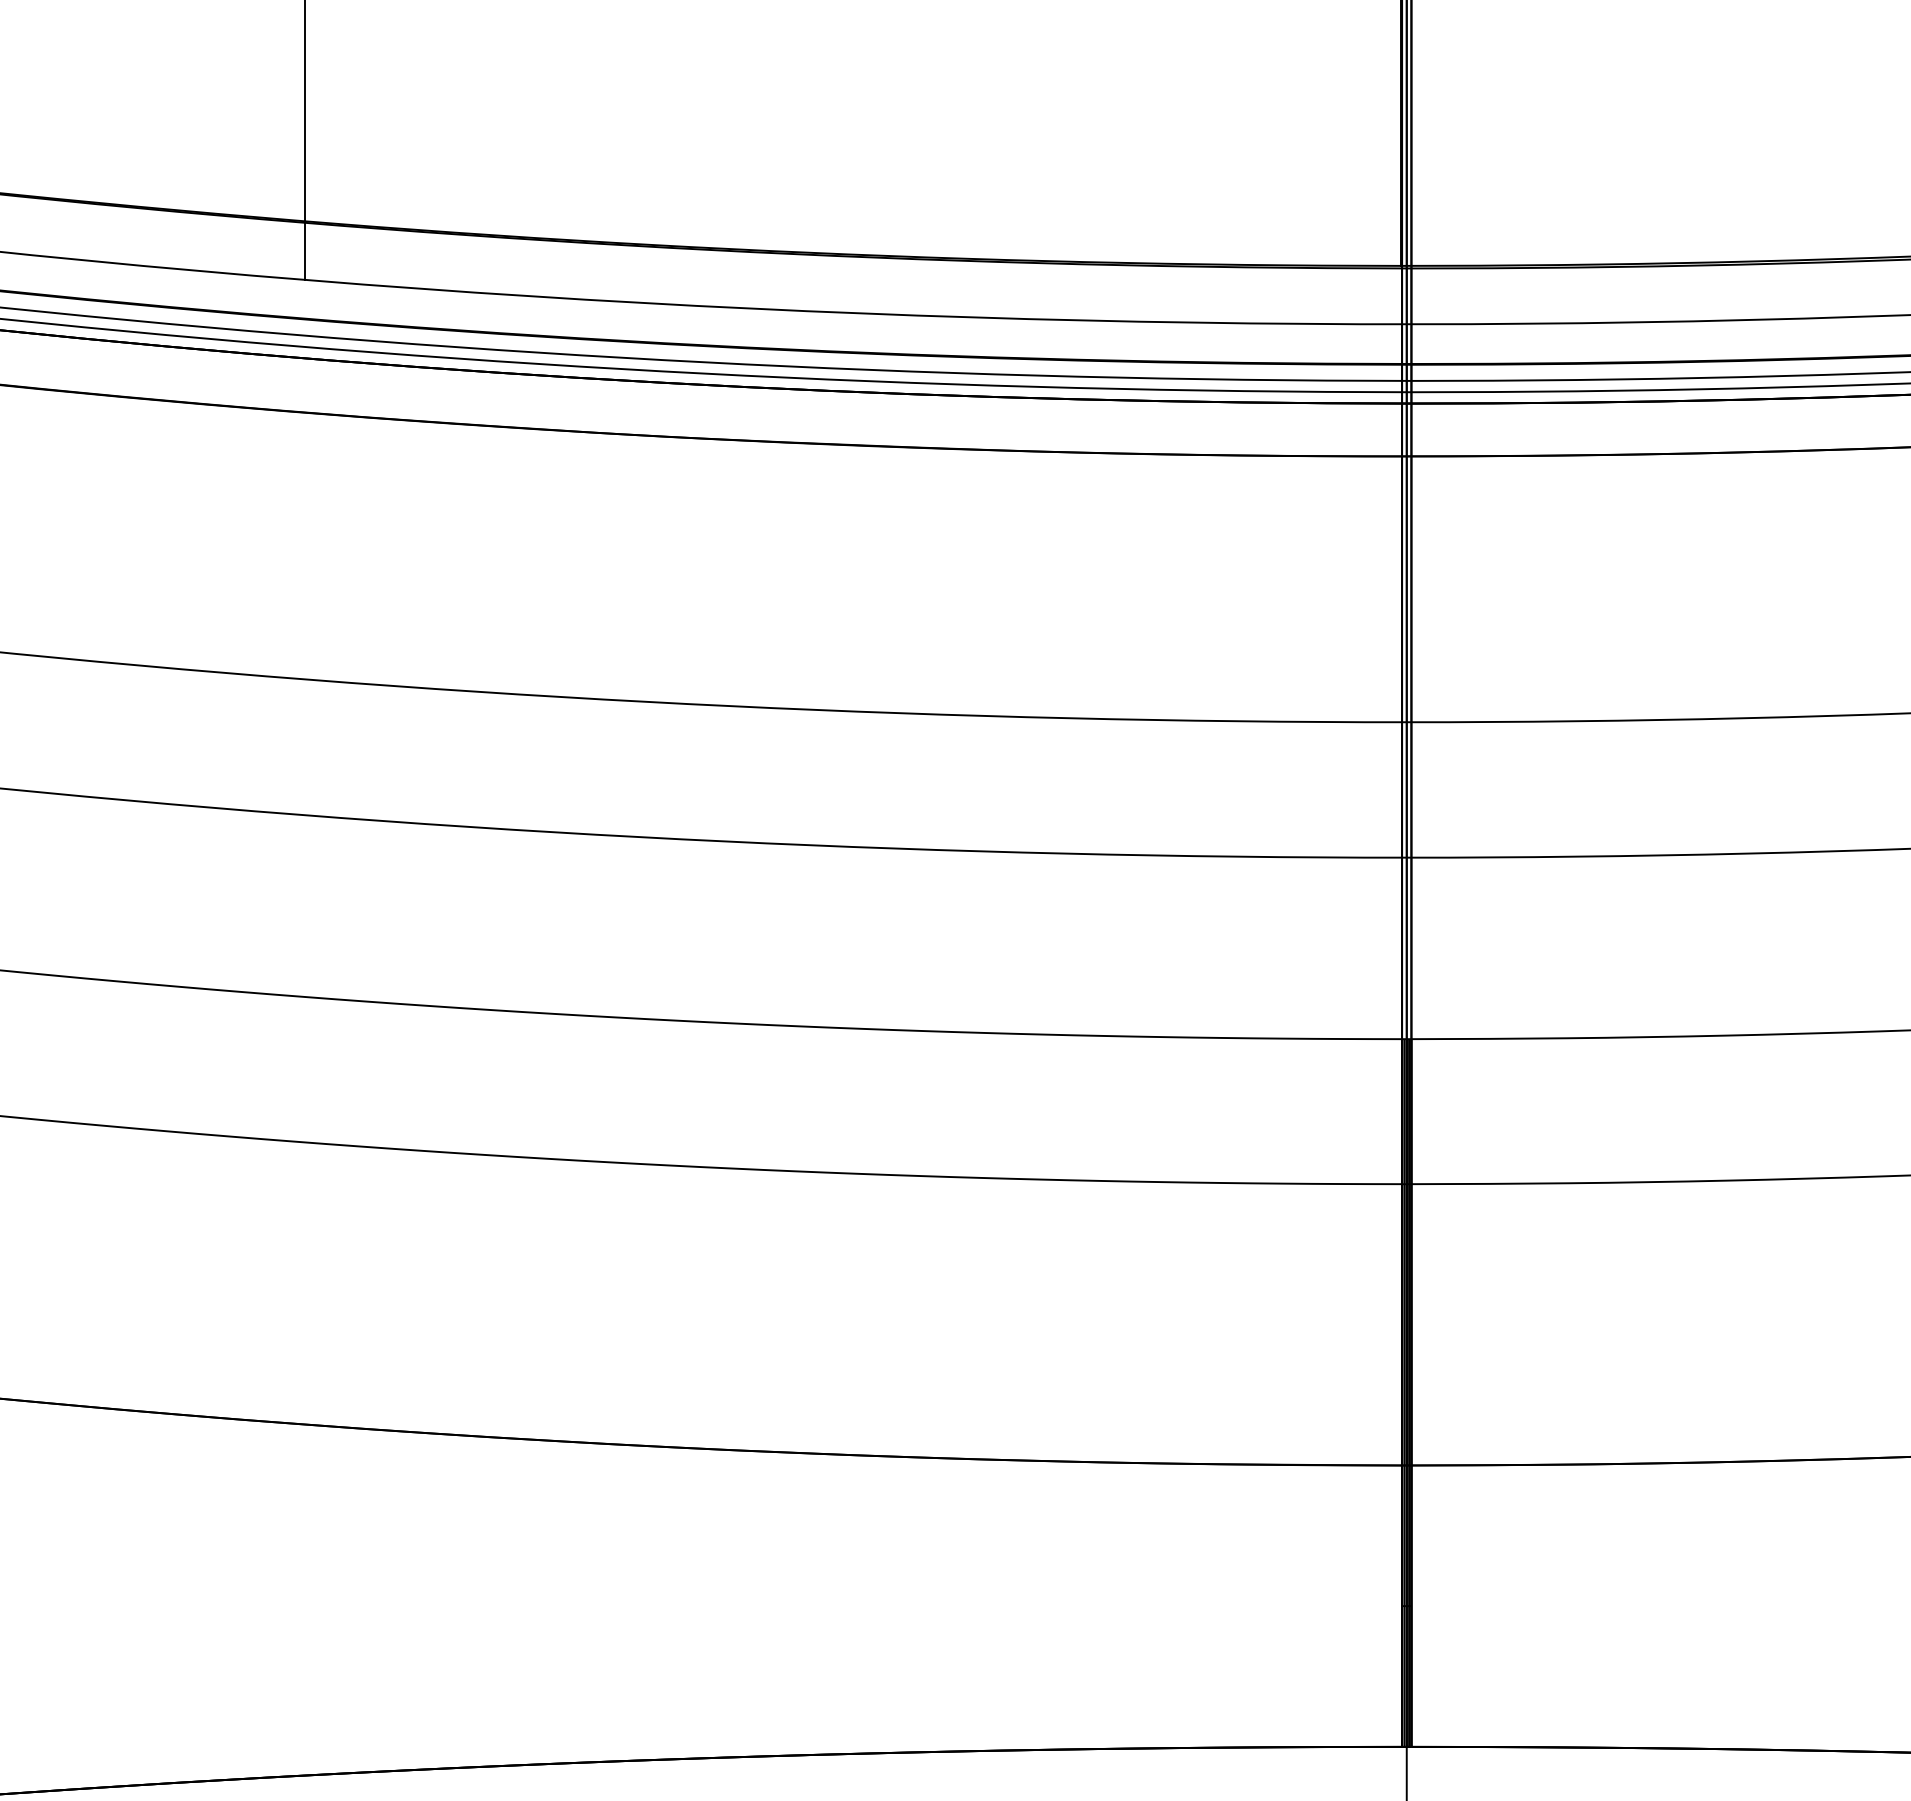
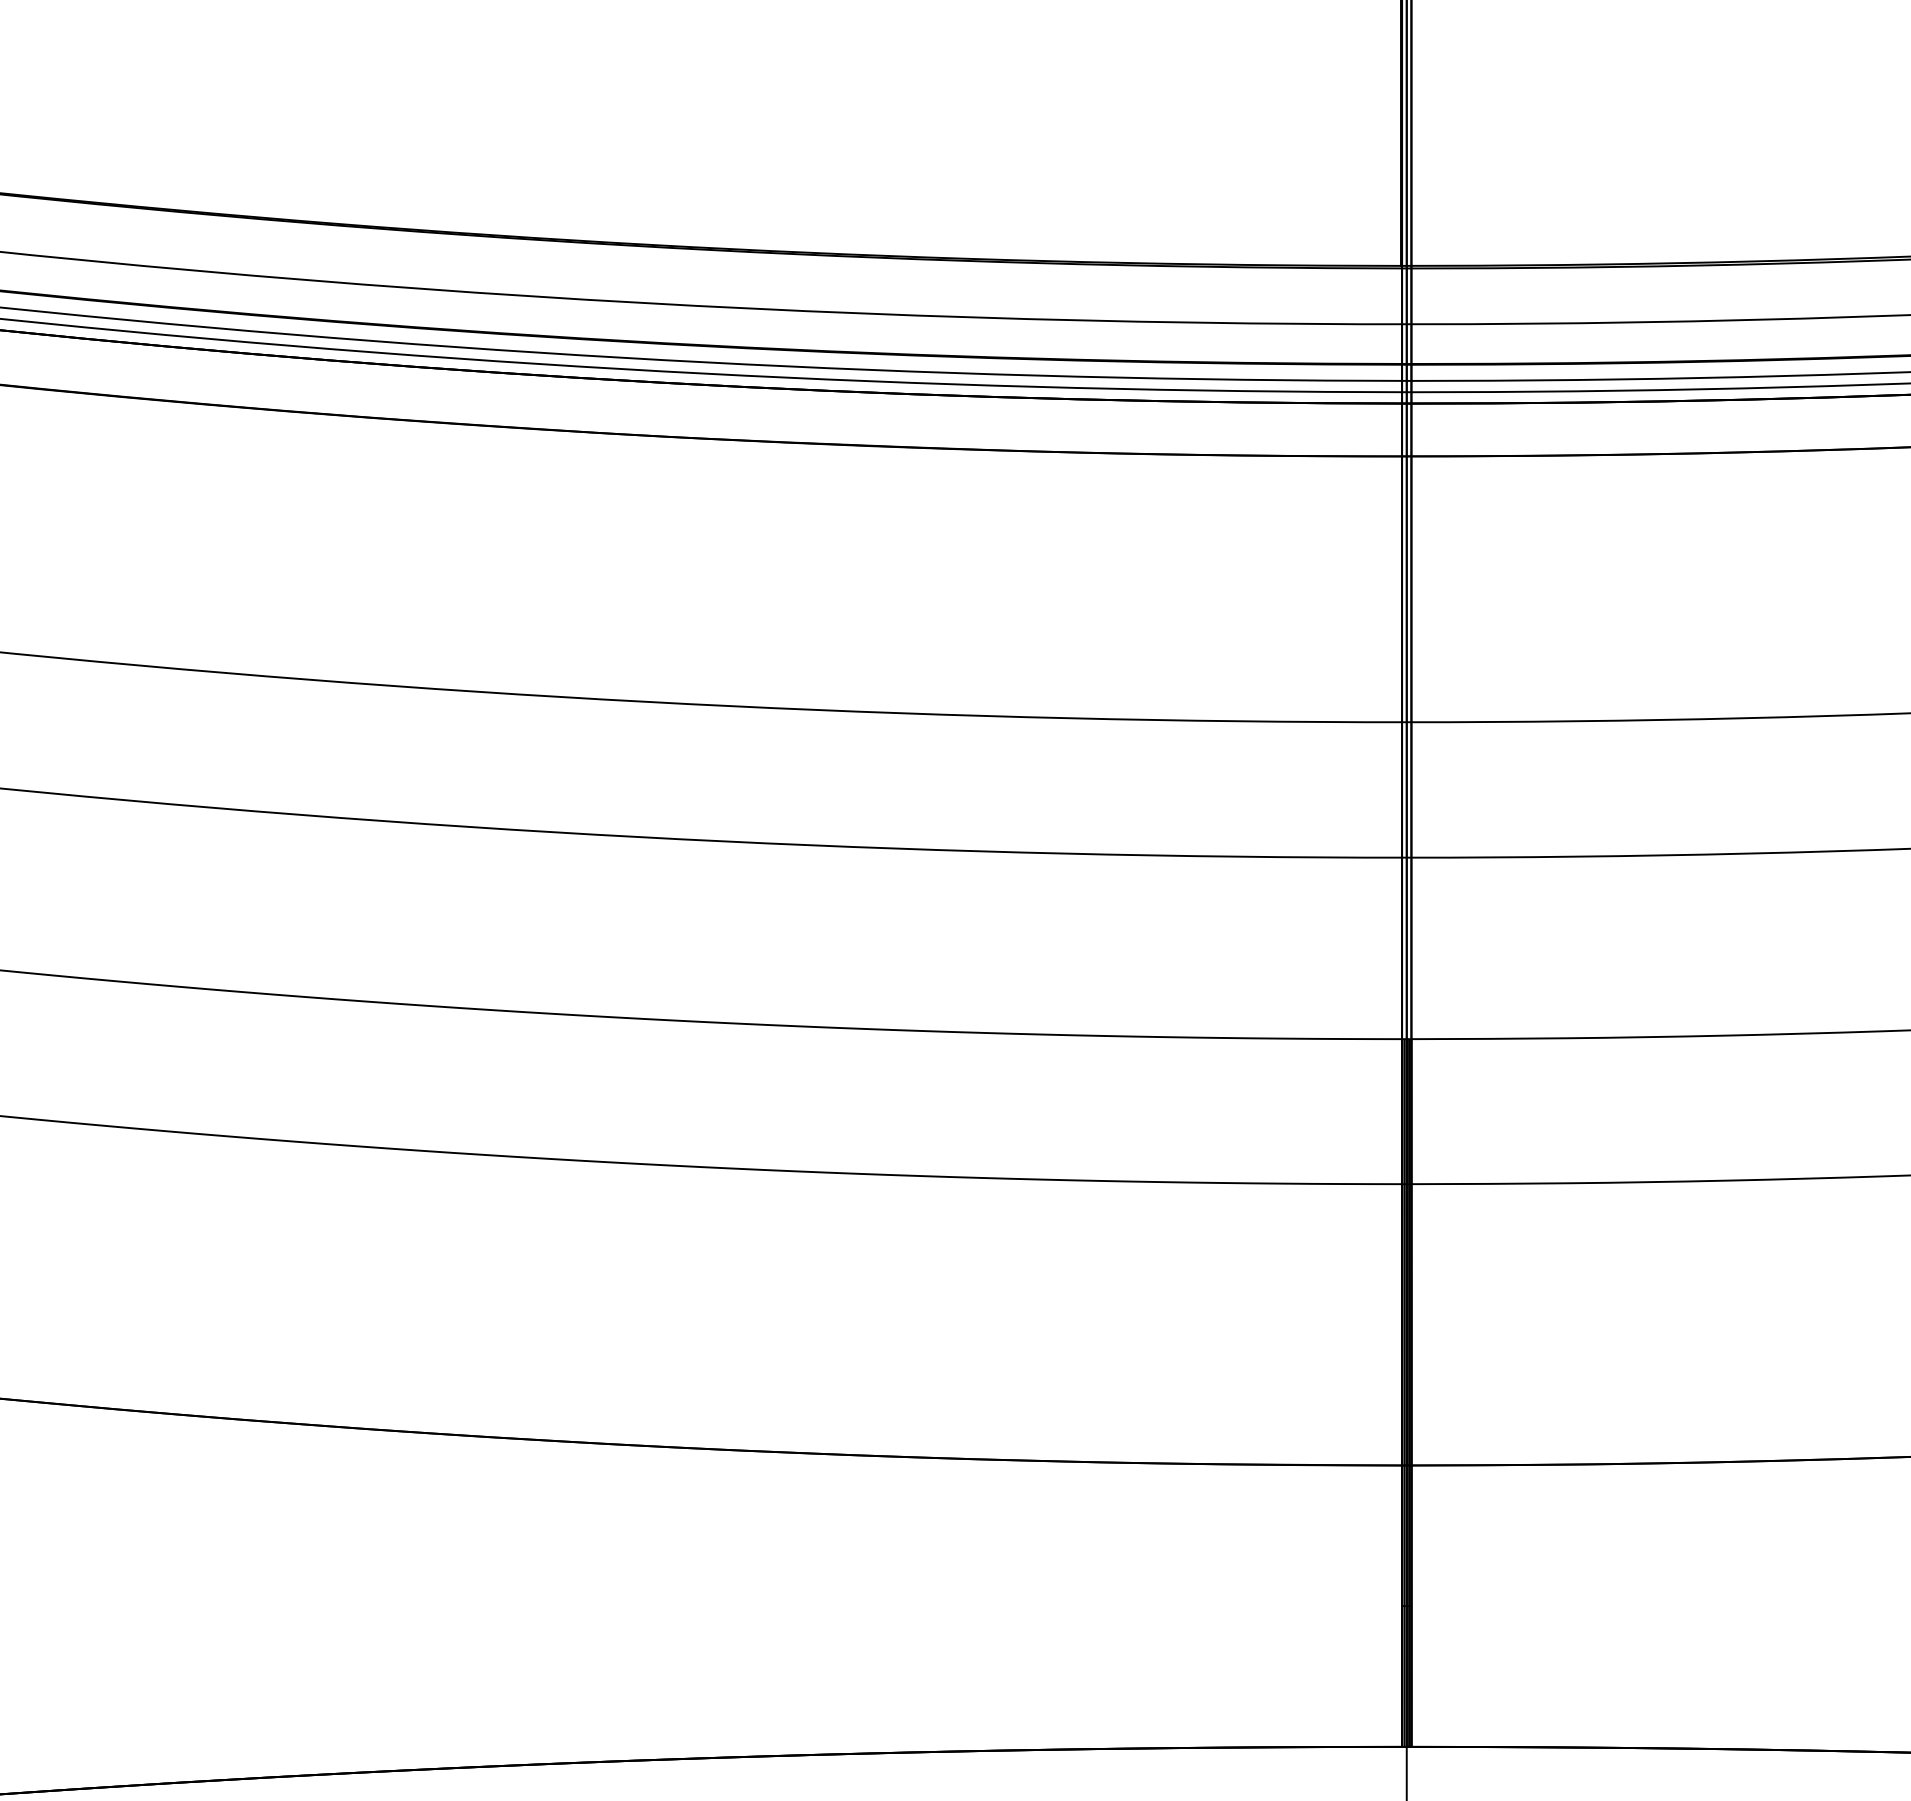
line: present -> none (304, 140)
